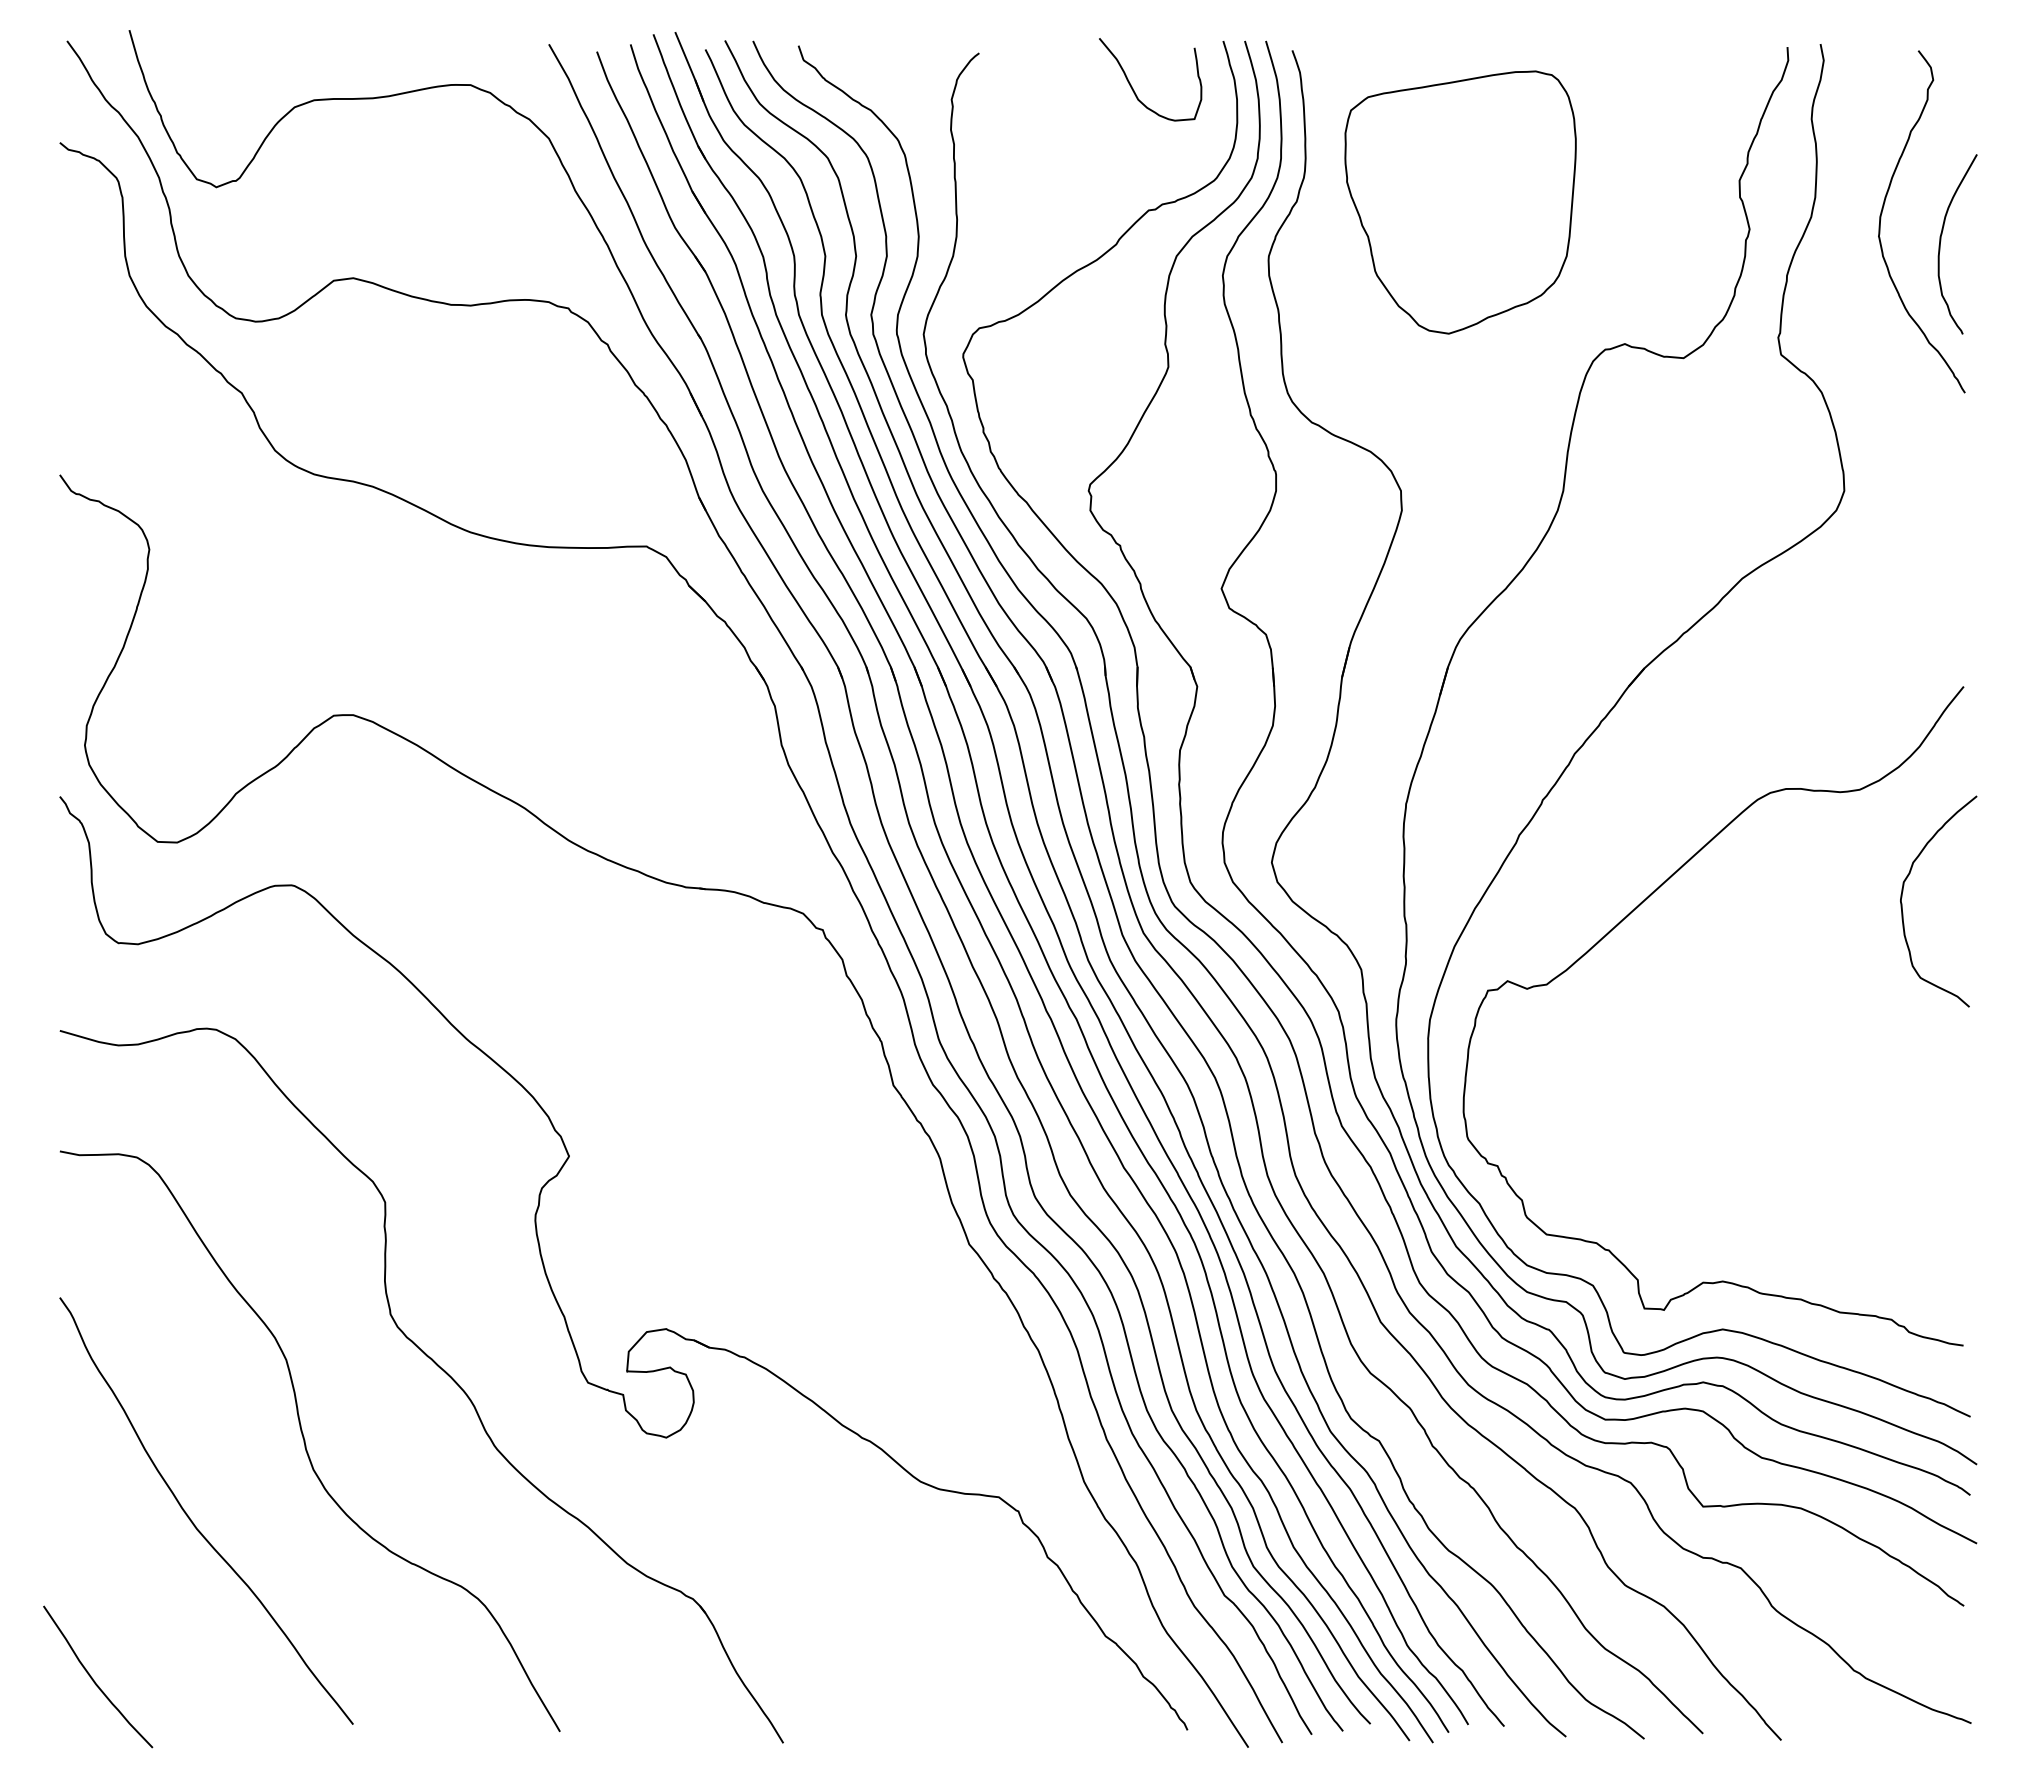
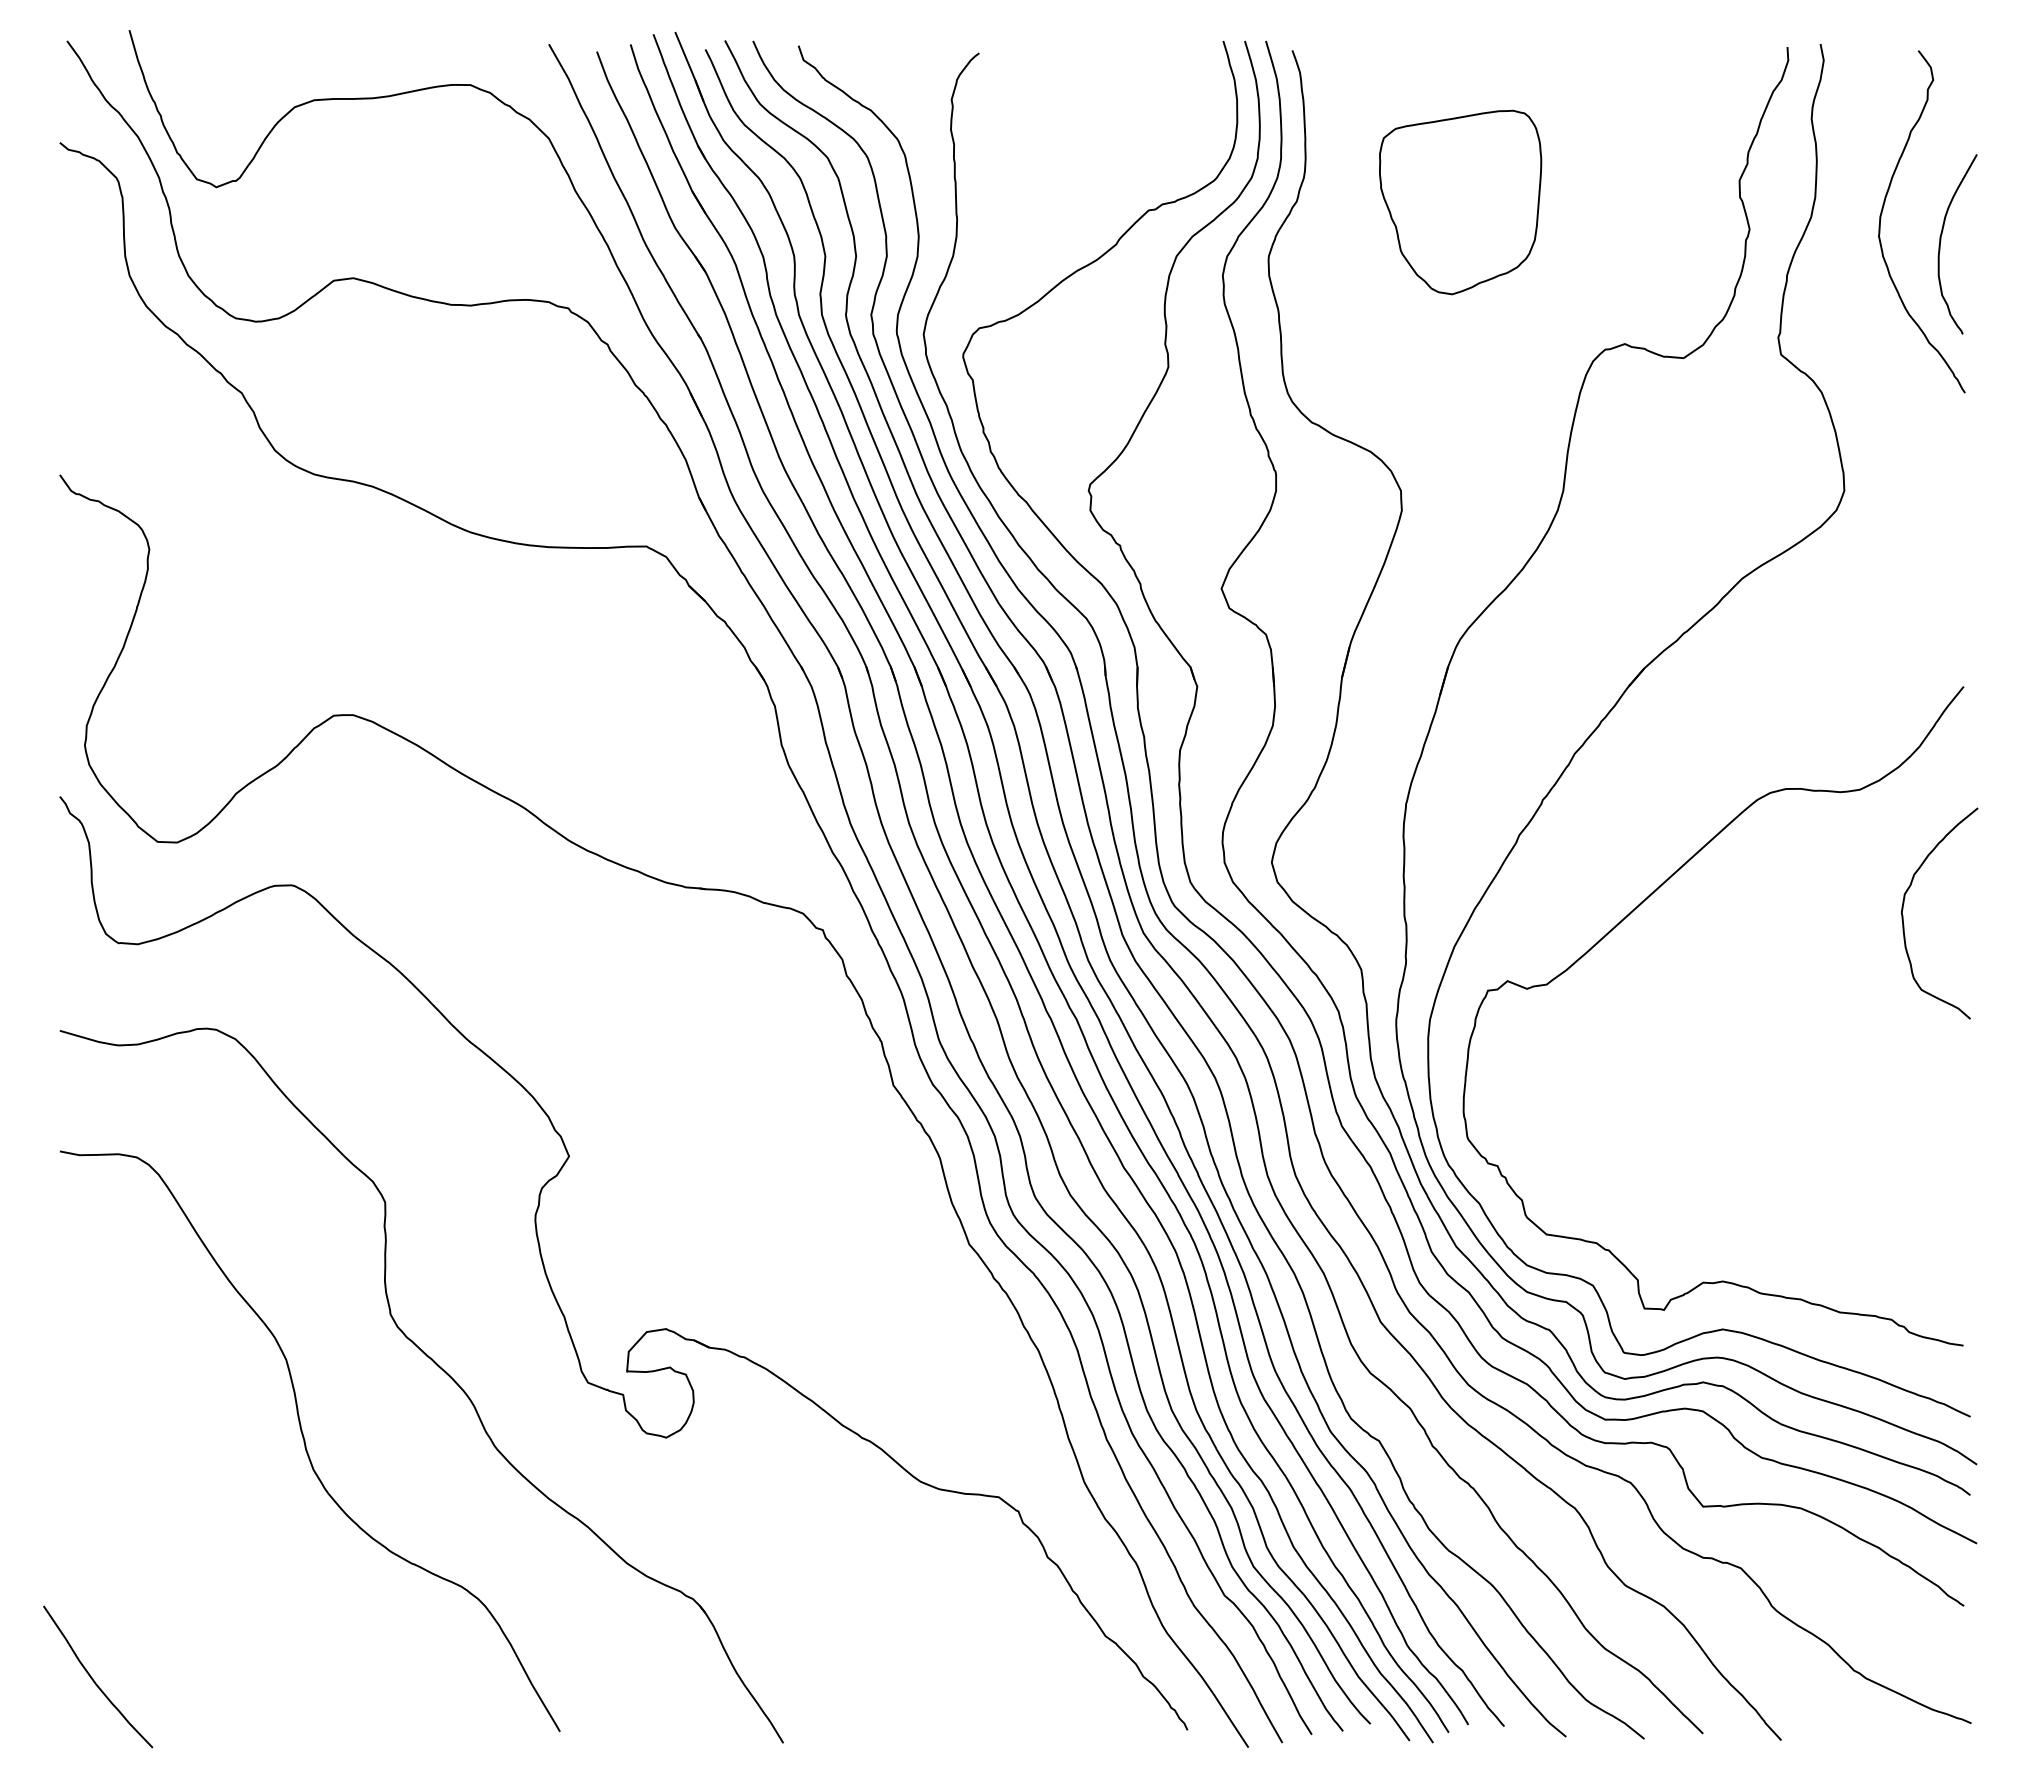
curve: present -> none (1133, 88)
part size: 233x265 px -> 164x187 px (1460, 202)
curve position: (1902, 903) -> (1903, 915) (1903, 915)
curve: present -> none (192, 1520)
